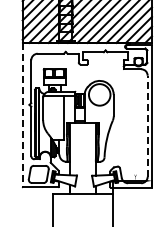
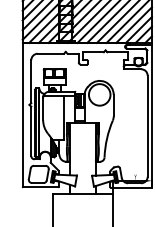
line: dashed -> solid (22, 115)
line: dashed -> solid (147, 126)
